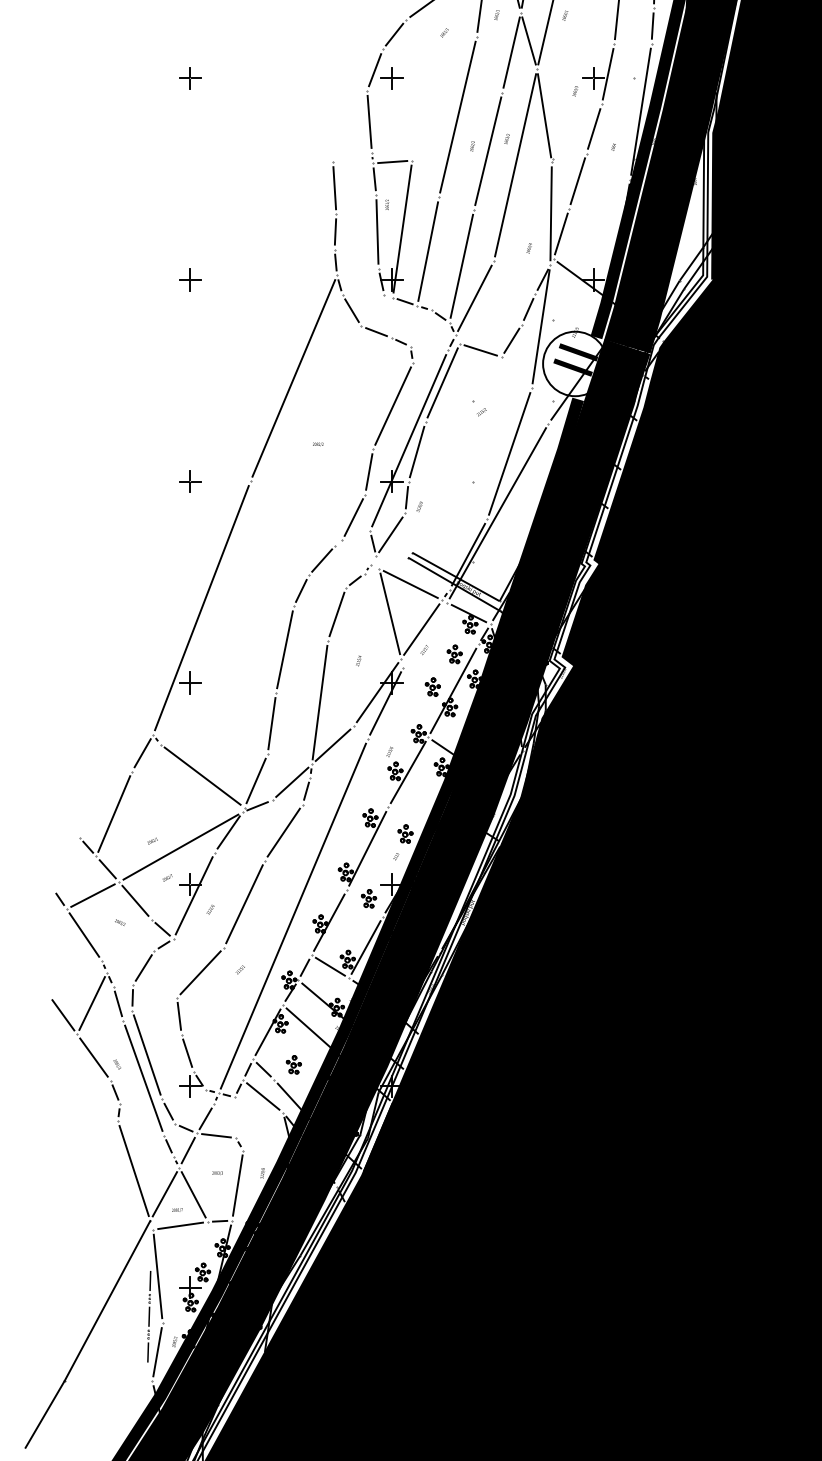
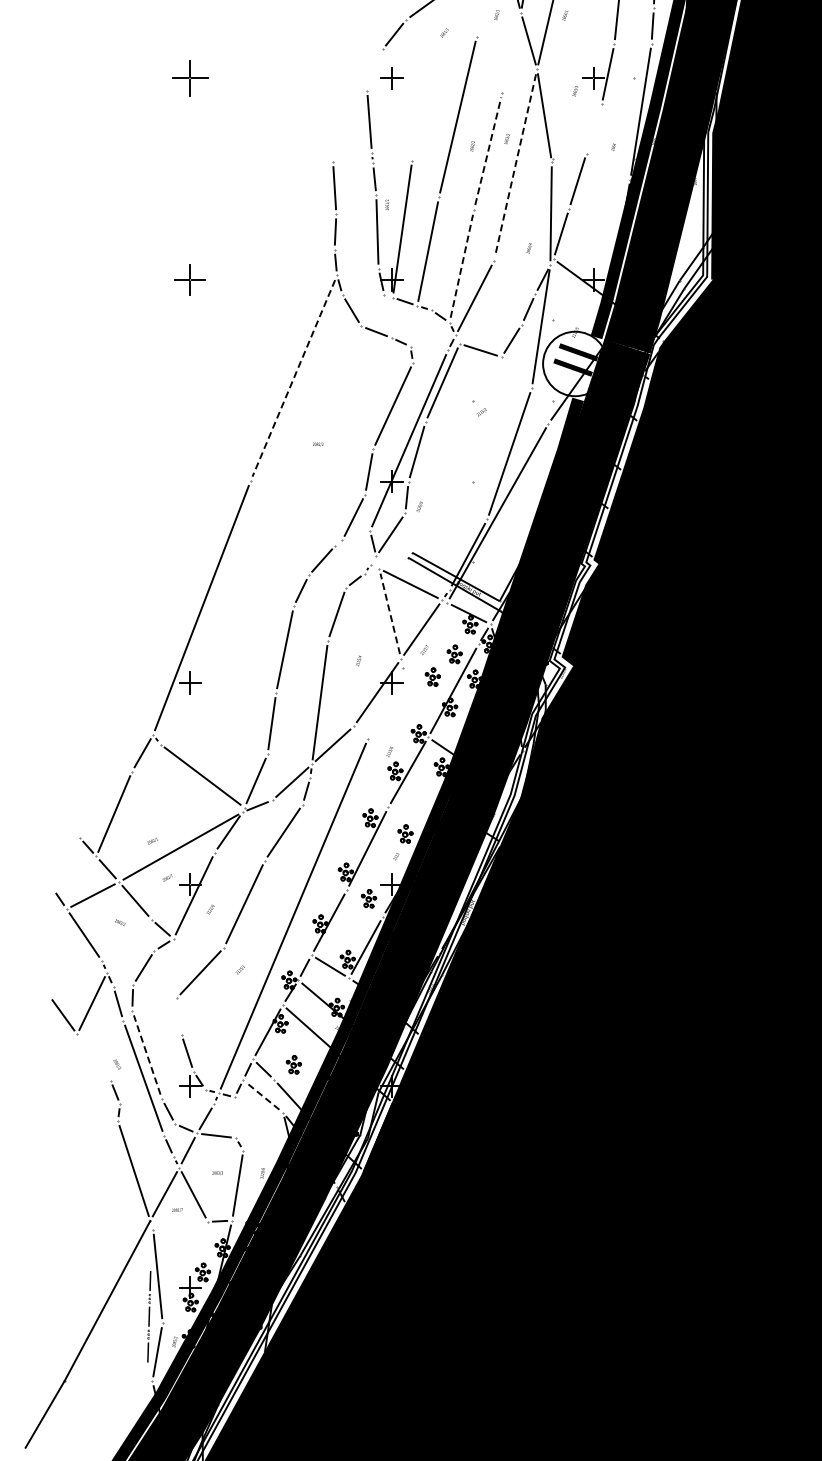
line: present -> none (479, 16)
line: present -> none (511, 52)
line: present -> none (375, 70)
part size: 23x23 px -> 37x37 px (190, 78)
line: present -> none (594, 128)
line: solid -> dashed (488, 150)
line: present -> none (392, 162)
line: solid -> dashed (515, 165)
line: solid -> dashed (461, 266)
part size: 23x24 px -> 32x32 px (189, 279)
line: solid -> dashed (293, 378)
part: present -> none (190, 481)
line: solid -> dashed (390, 613)
part position: (432, 686) -> (432, 676) (432, 676)
line: present -> none (385, 703)
line: present -> none (179, 1015)
line: solid -> dashed (147, 1055)
line: present -> none (93, 1057)
line: solid -> dashed (263, 1096)
line: present -> none (180, 1225)
